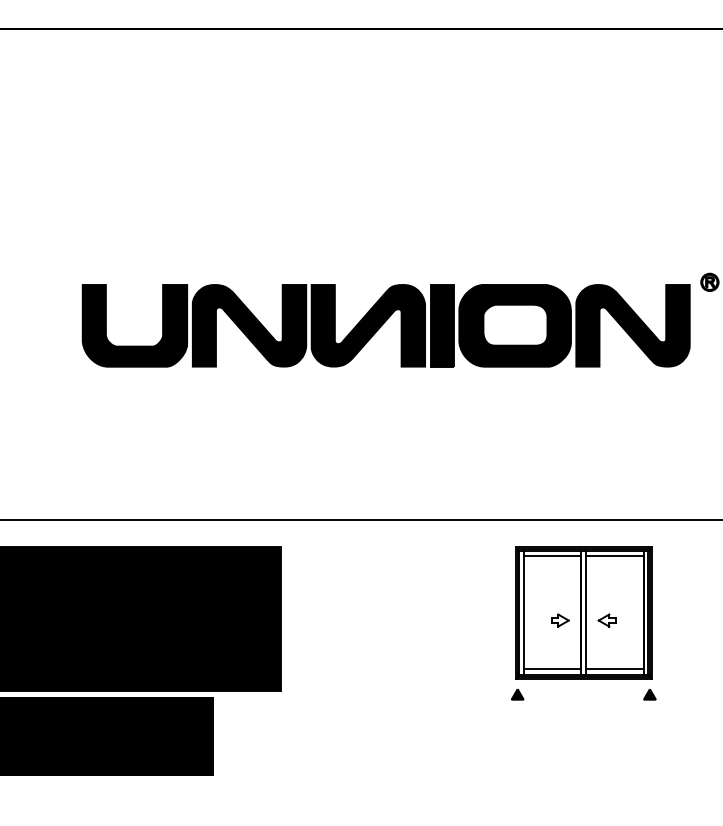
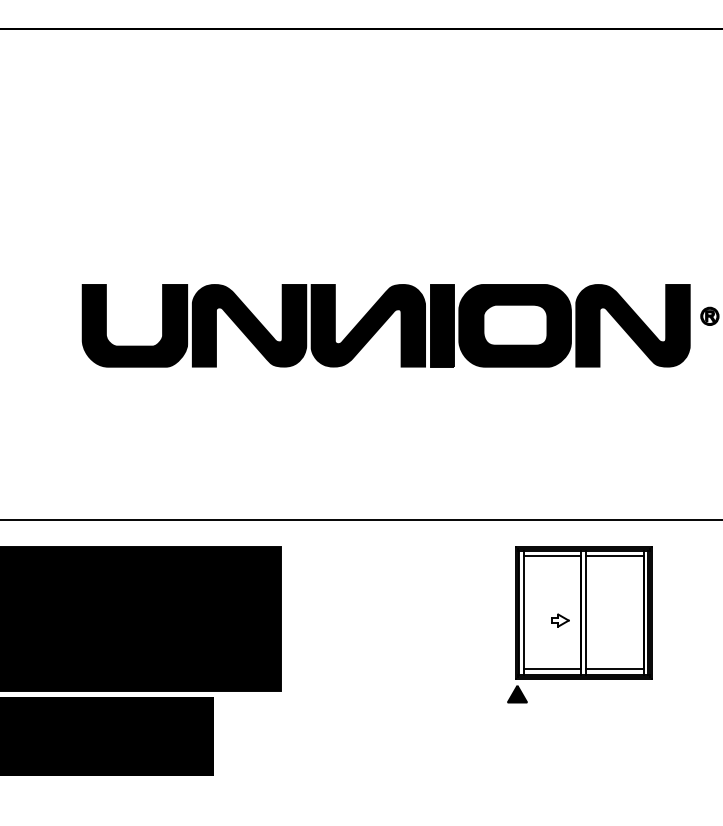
part position: (709, 281) -> (709, 315) (709, 315)
part: present -> none (606, 620)
part size: 14x12 px -> 21x19 px (517, 694)
part: present -> none (649, 694)
